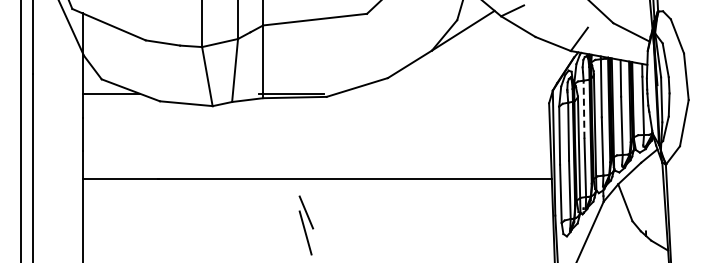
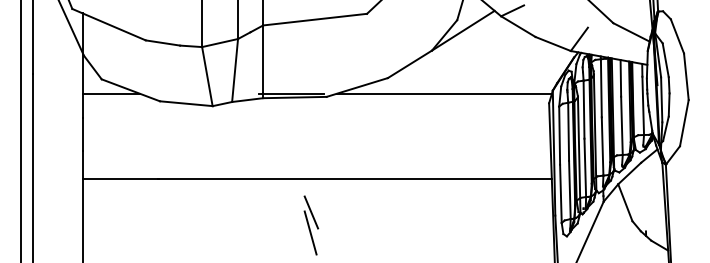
line: none -> present (443, 93)
line: dashed -> solid (584, 109)
part position: (306, 225) -> (311, 225) (311, 225)
